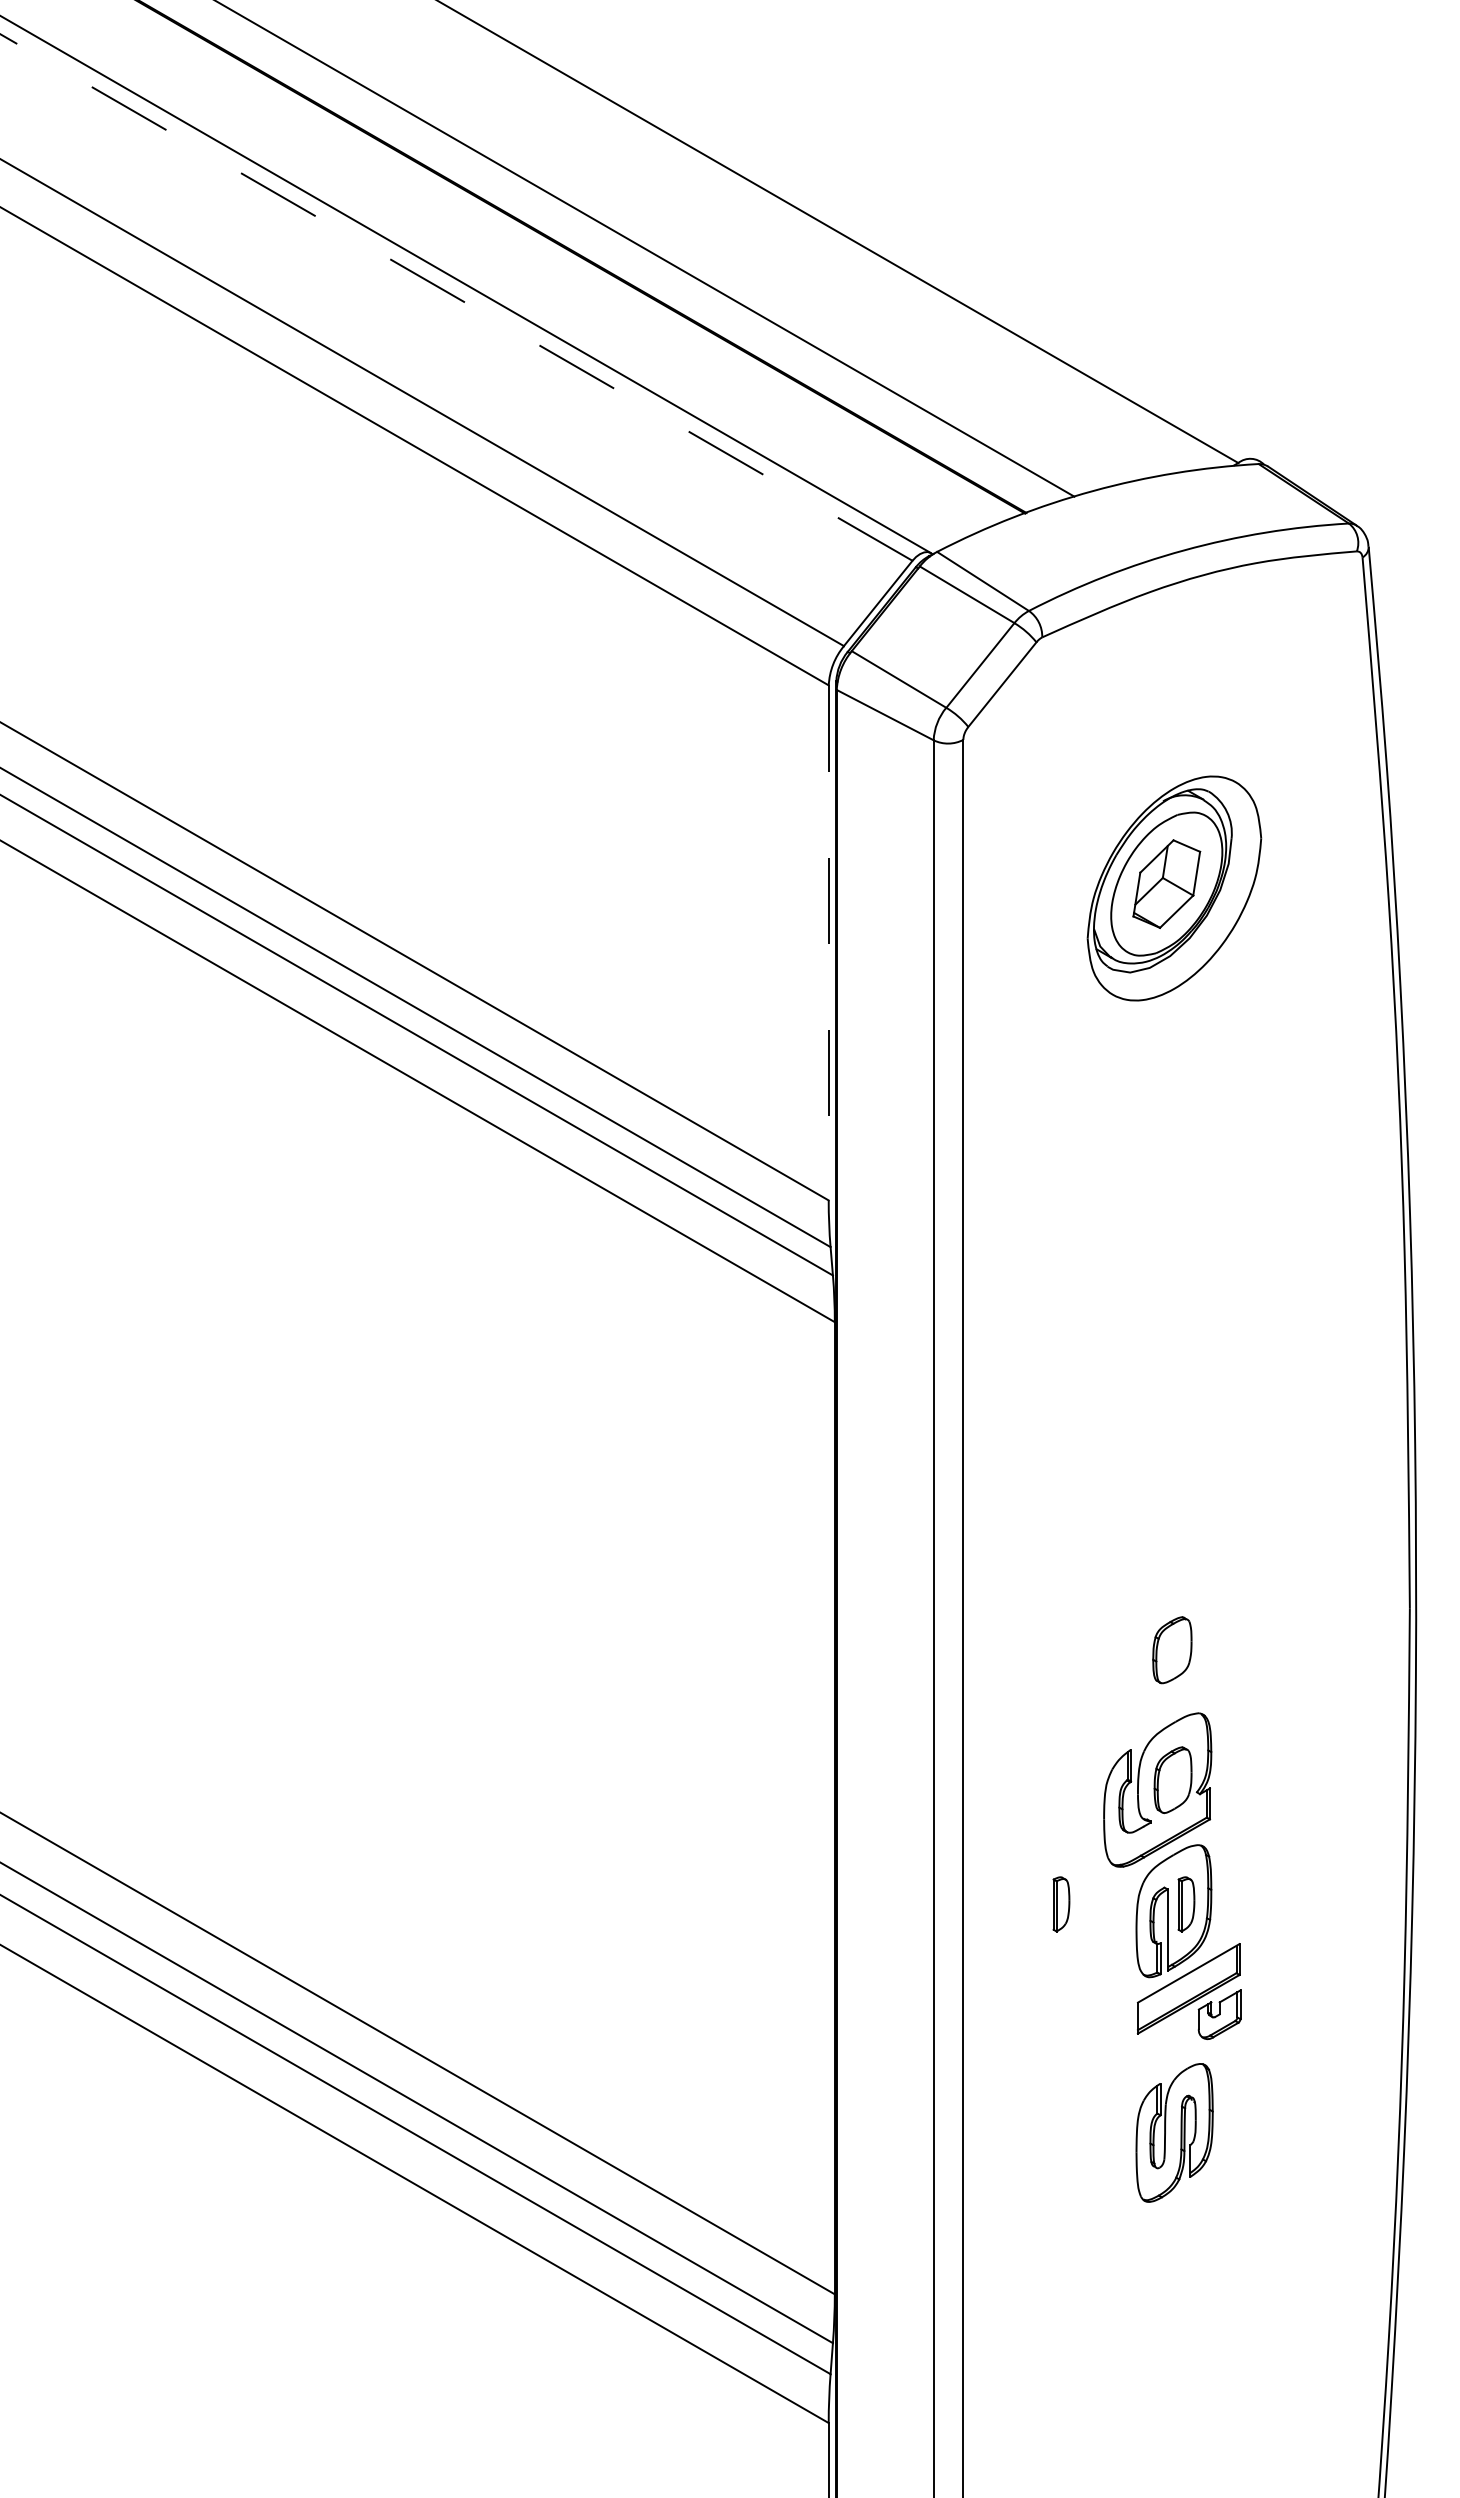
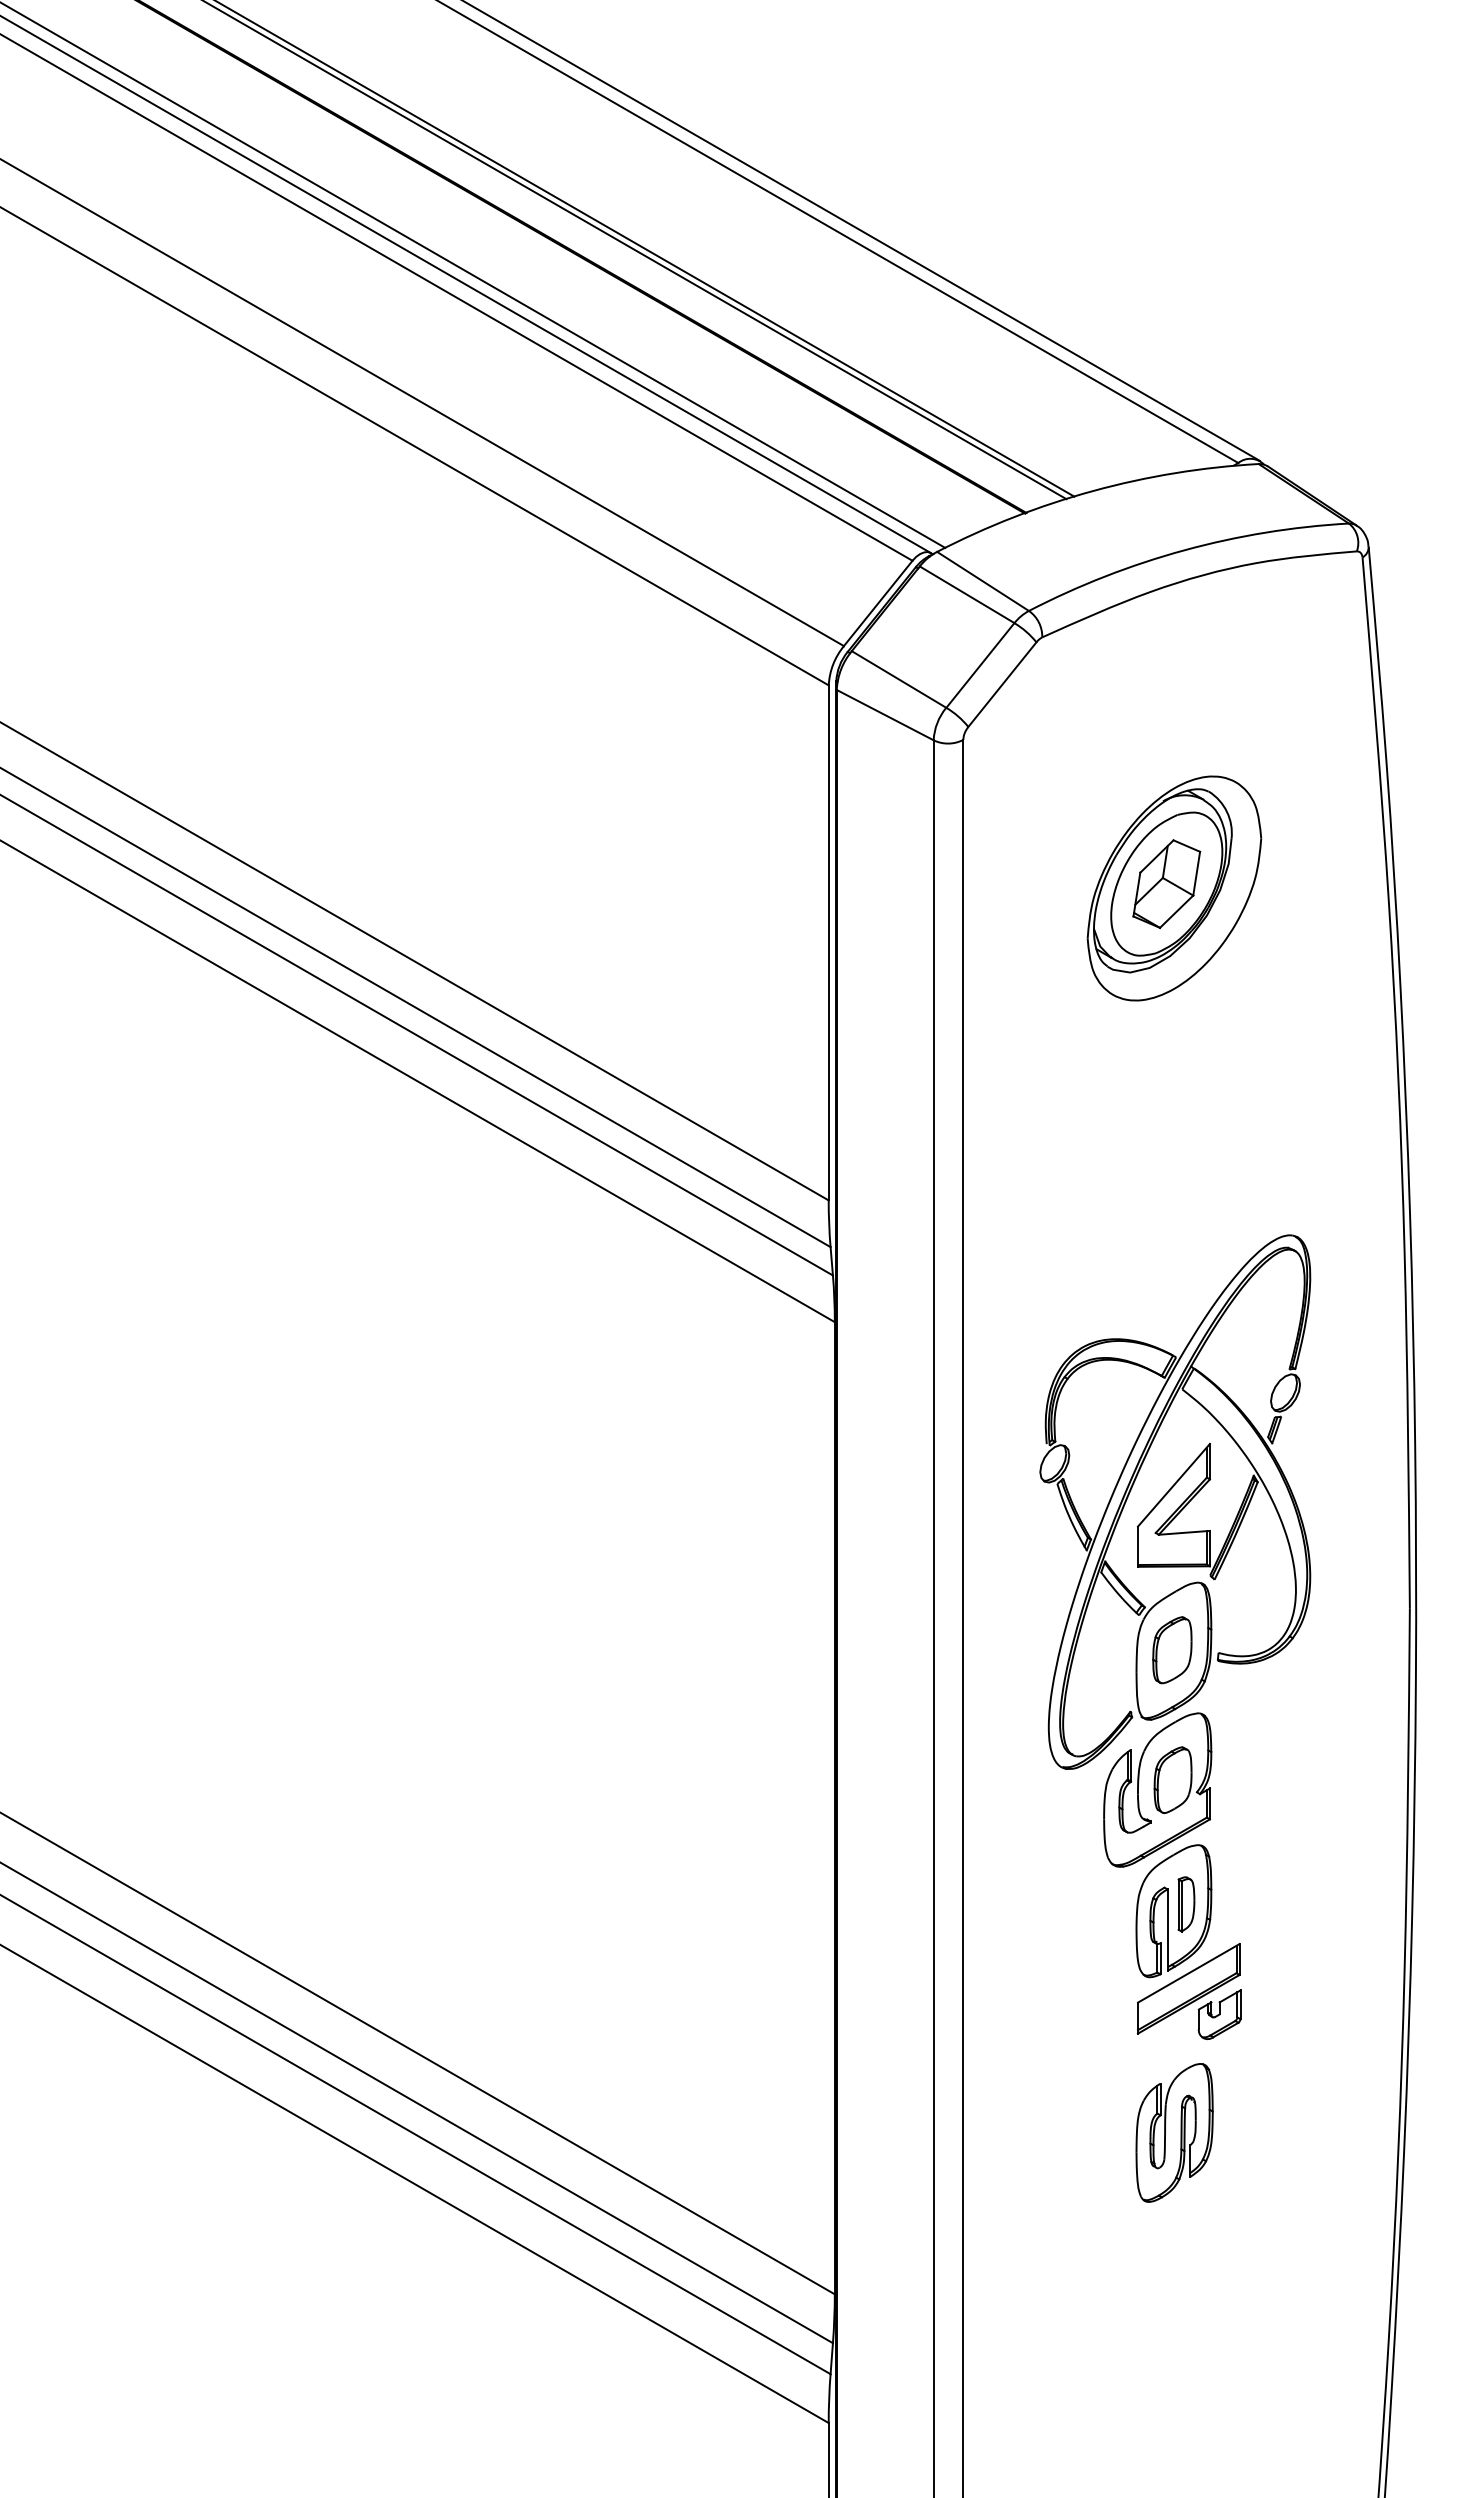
line: none -> present (862, 231)
line: none -> present (635, 250)
line: none -> present (473, 275)
line: dashed -> solid (456, 297)
line: dashed -> solid (828, 942)
part: none -> present (1175, 1501)
part: present -> none (1061, 1904)
